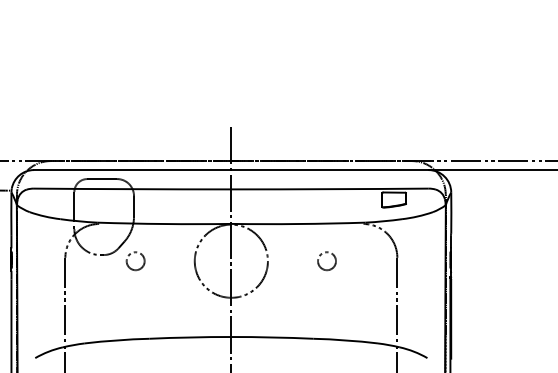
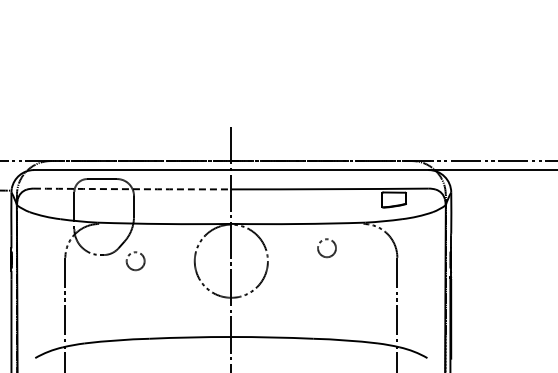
arc: solid -> dashed (132, 189)
circle position: (326, 261) -> (326, 248) (326, 248)
